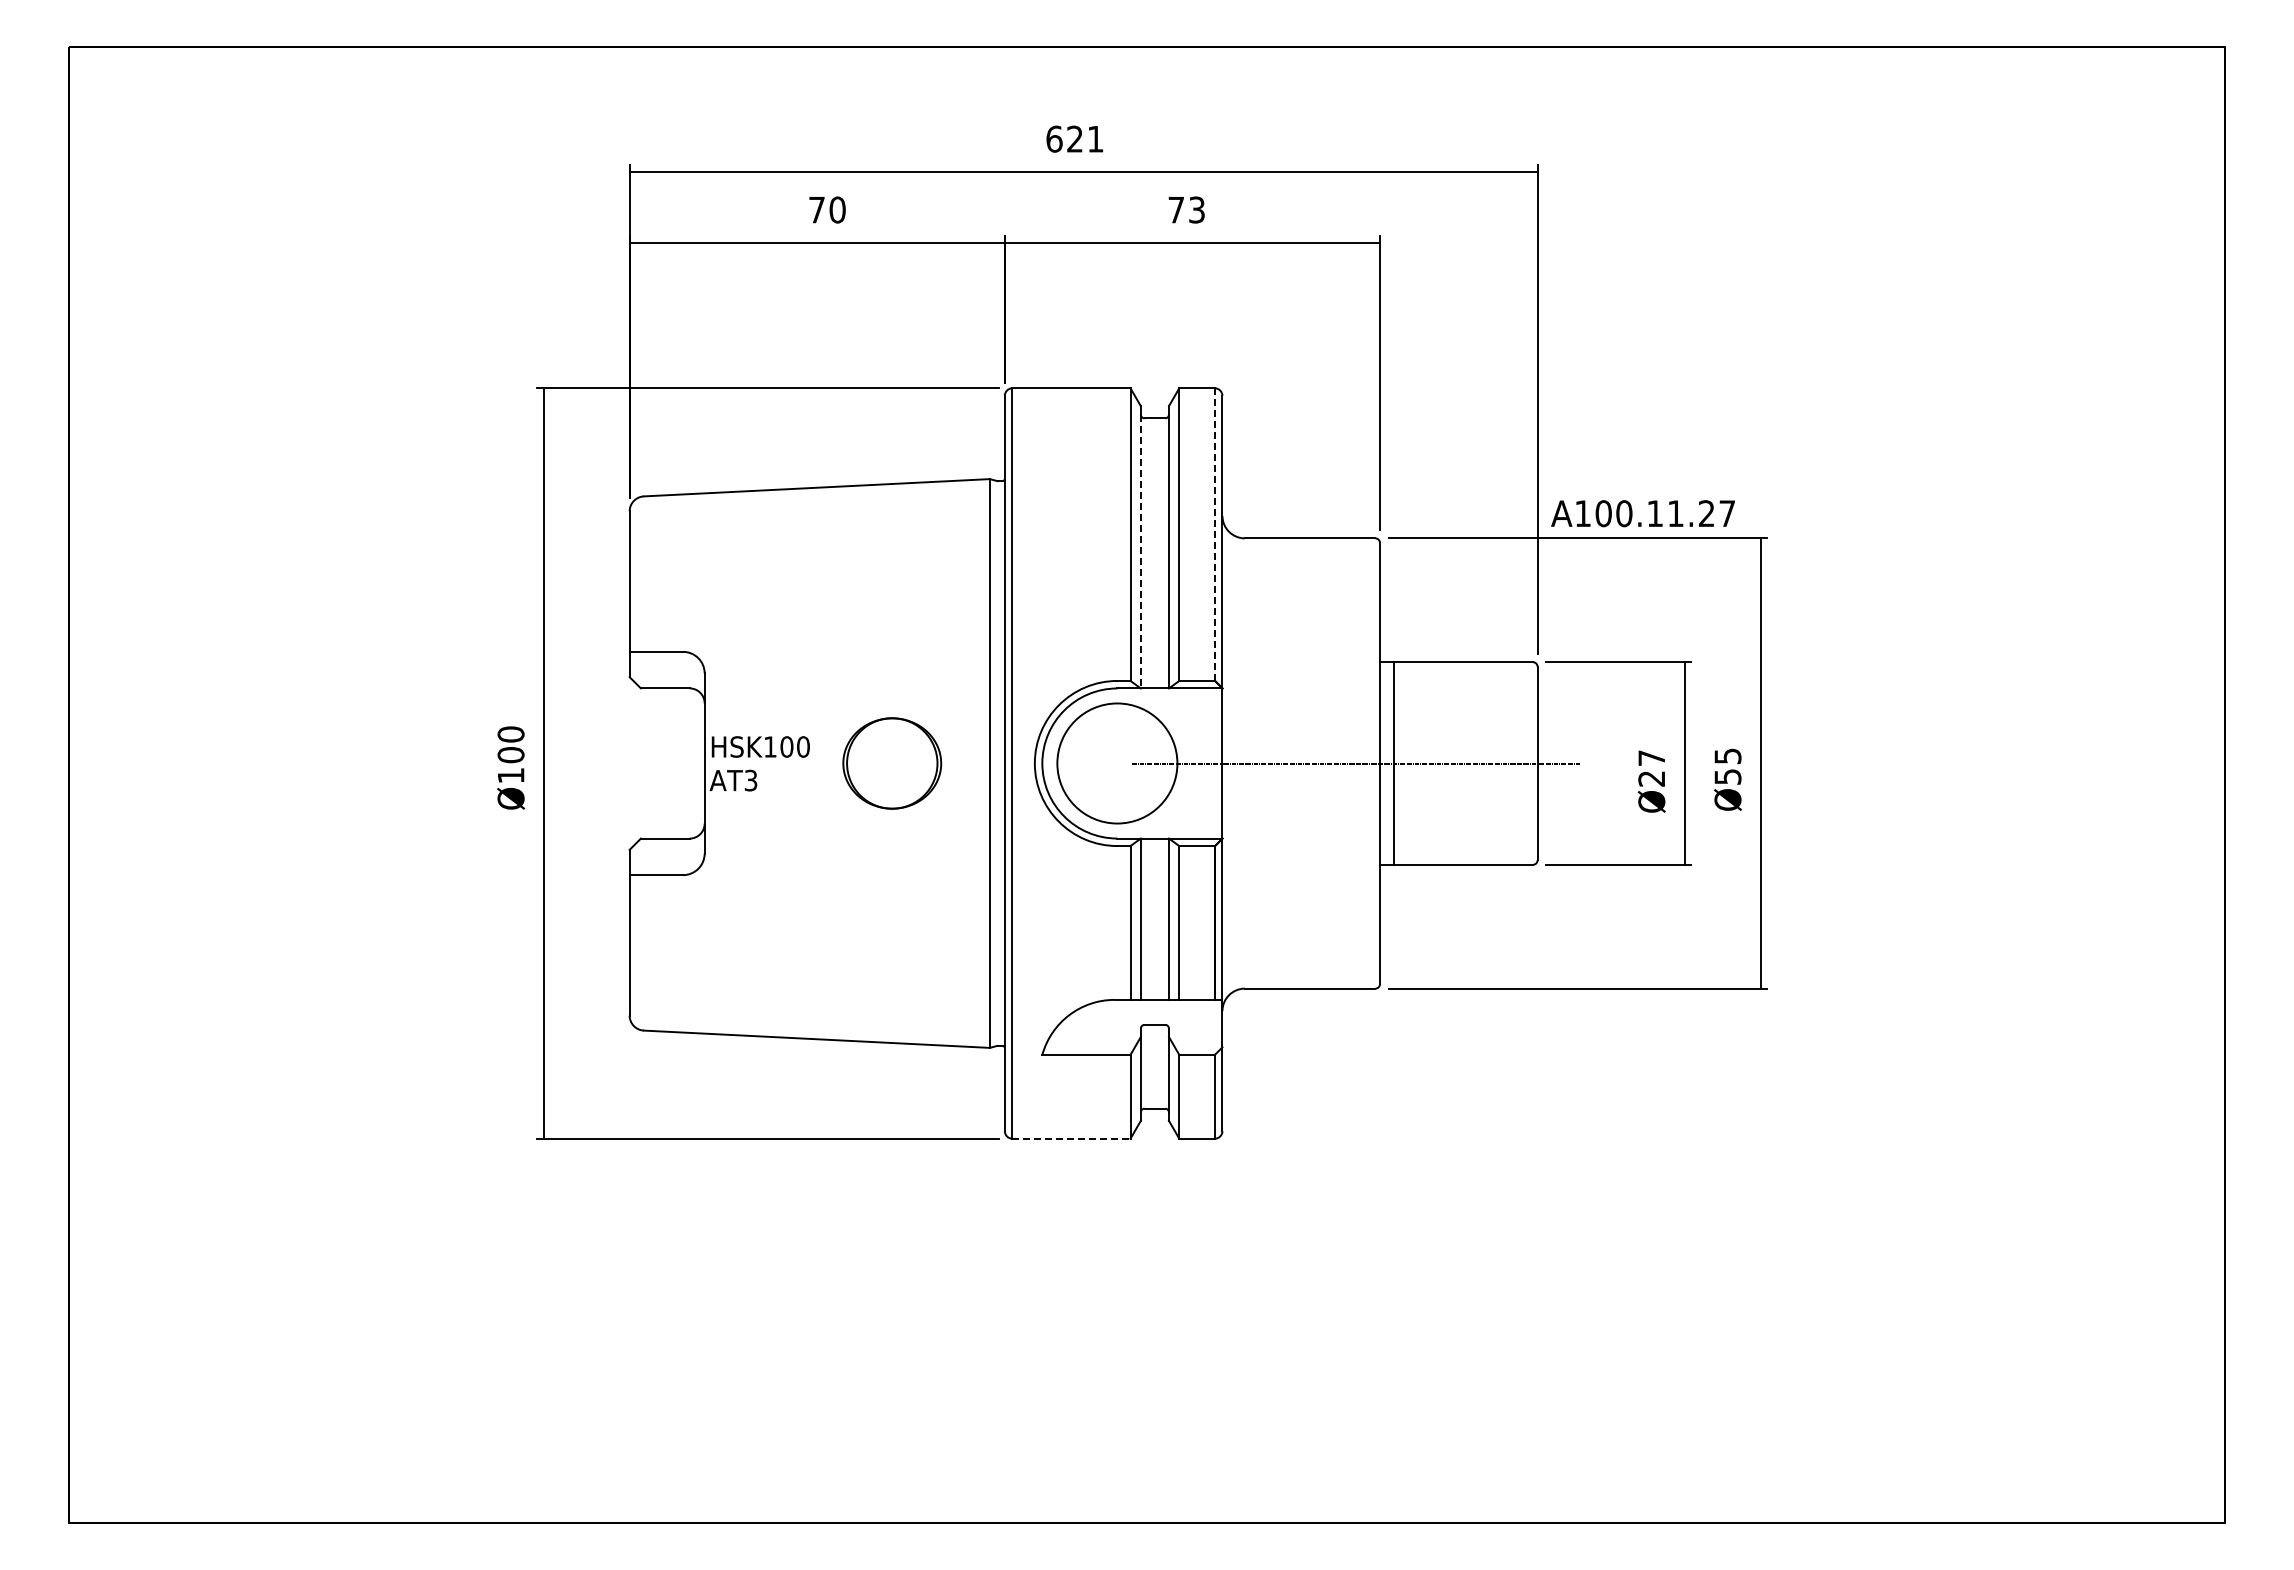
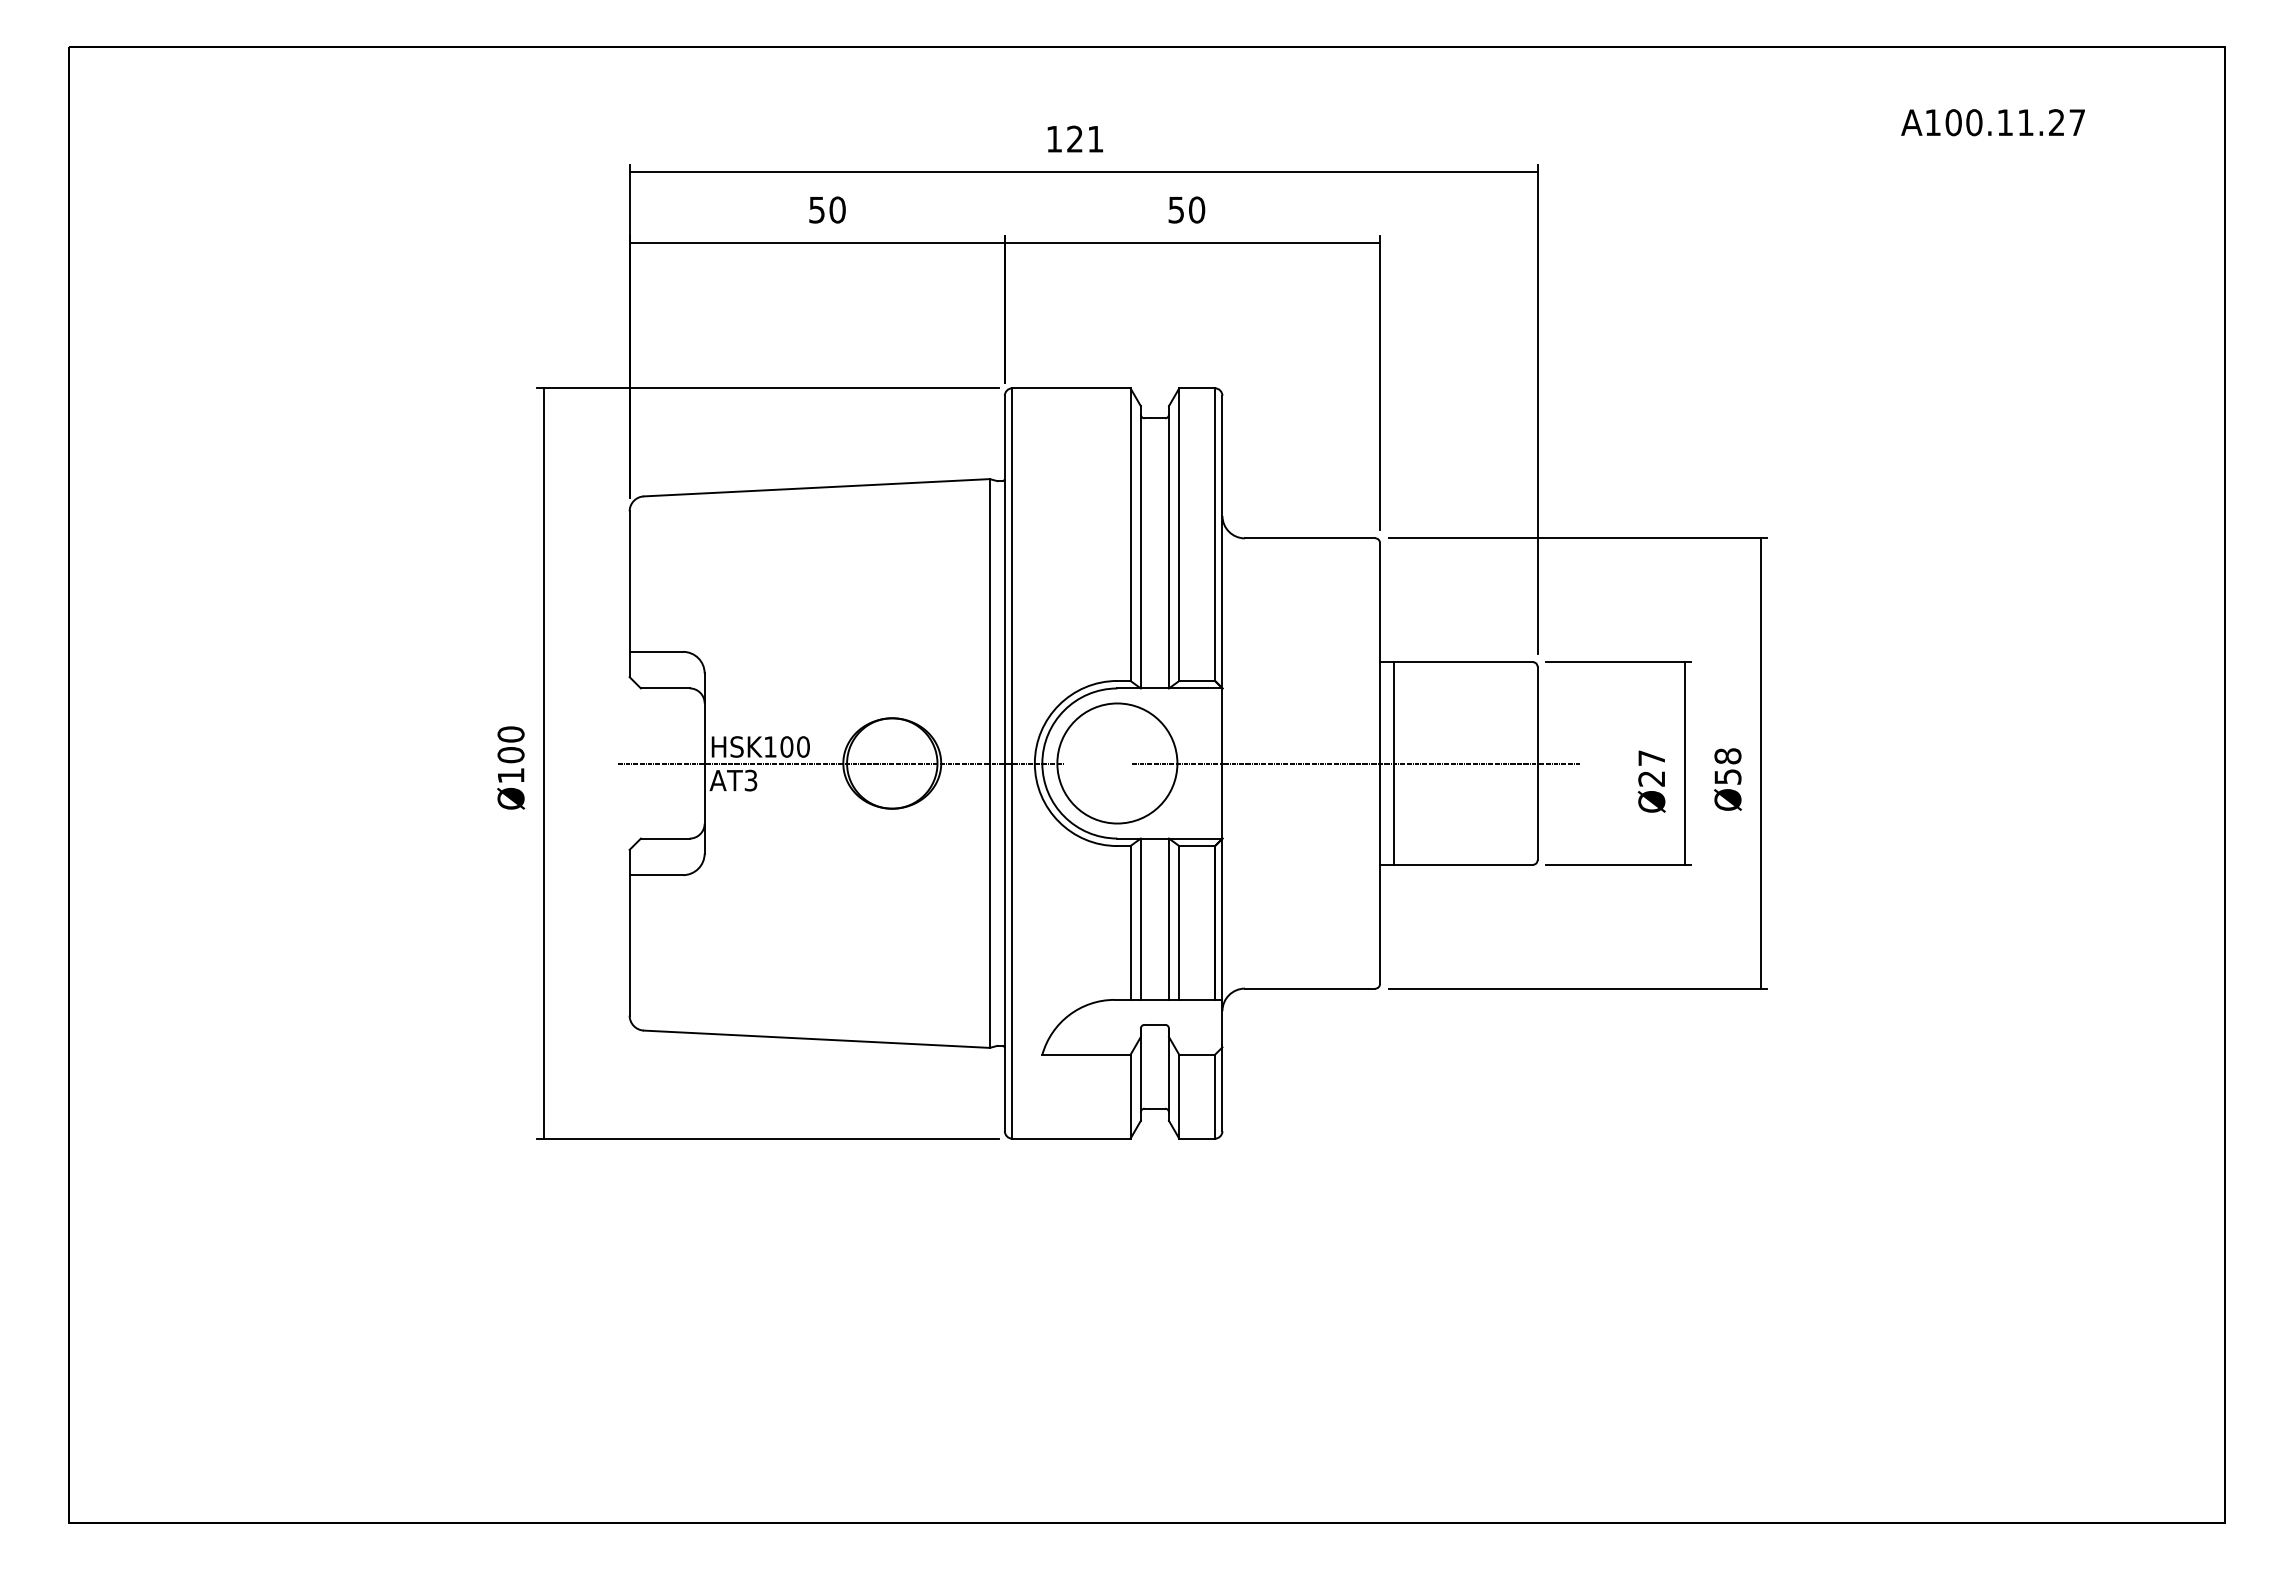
text: 621 -> 121 (1054, 138)
text: 73 -> 50 (1186, 209)
text: 70 -> 50 (816, 210)
text position: (1642, 513) -> (1992, 122) (1992, 122)
line: dashed -> solid (1214, 534)
line: dashed -> solid (1140, 551)
text: Ø55 -> Ø58 (1727, 756)
line: none -> present (840, 763)
line: dashed -> solid (1071, 1138)
